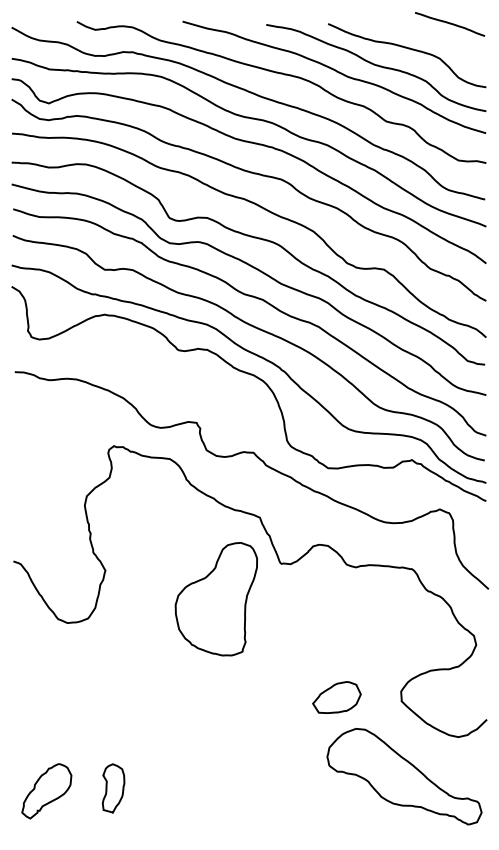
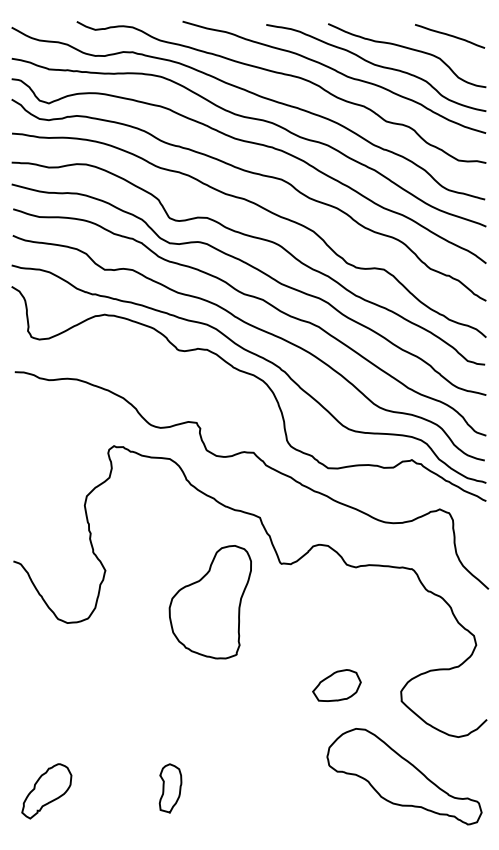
curve position: (450, 24) -> (450, 36) (450, 36)
part position: (215, 599) -> (209, 602) (209, 602)
part position: (336, 697) -> (336, 685) (336, 685)
part position: (113, 788) -> (170, 788) (170, 788)
